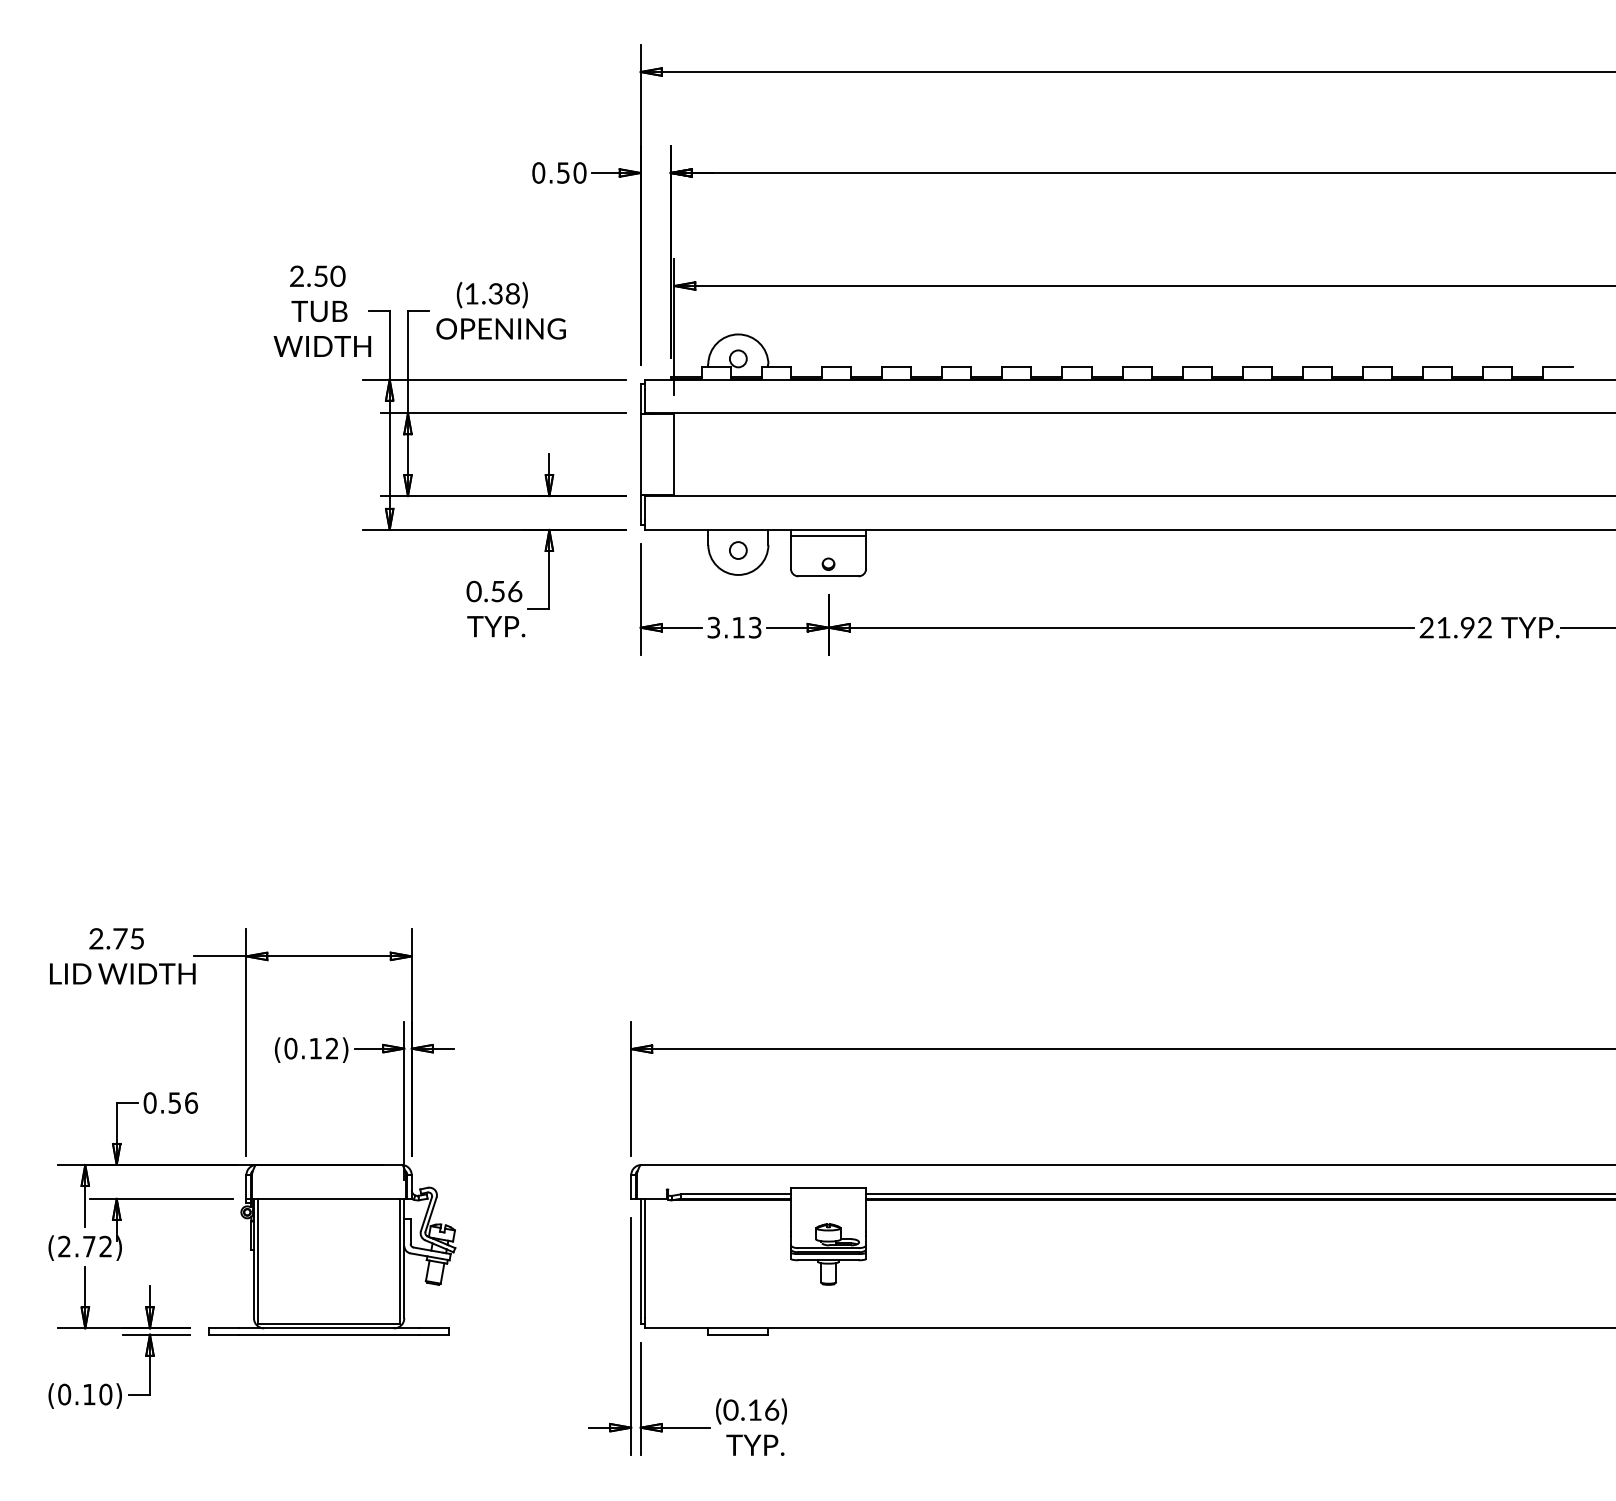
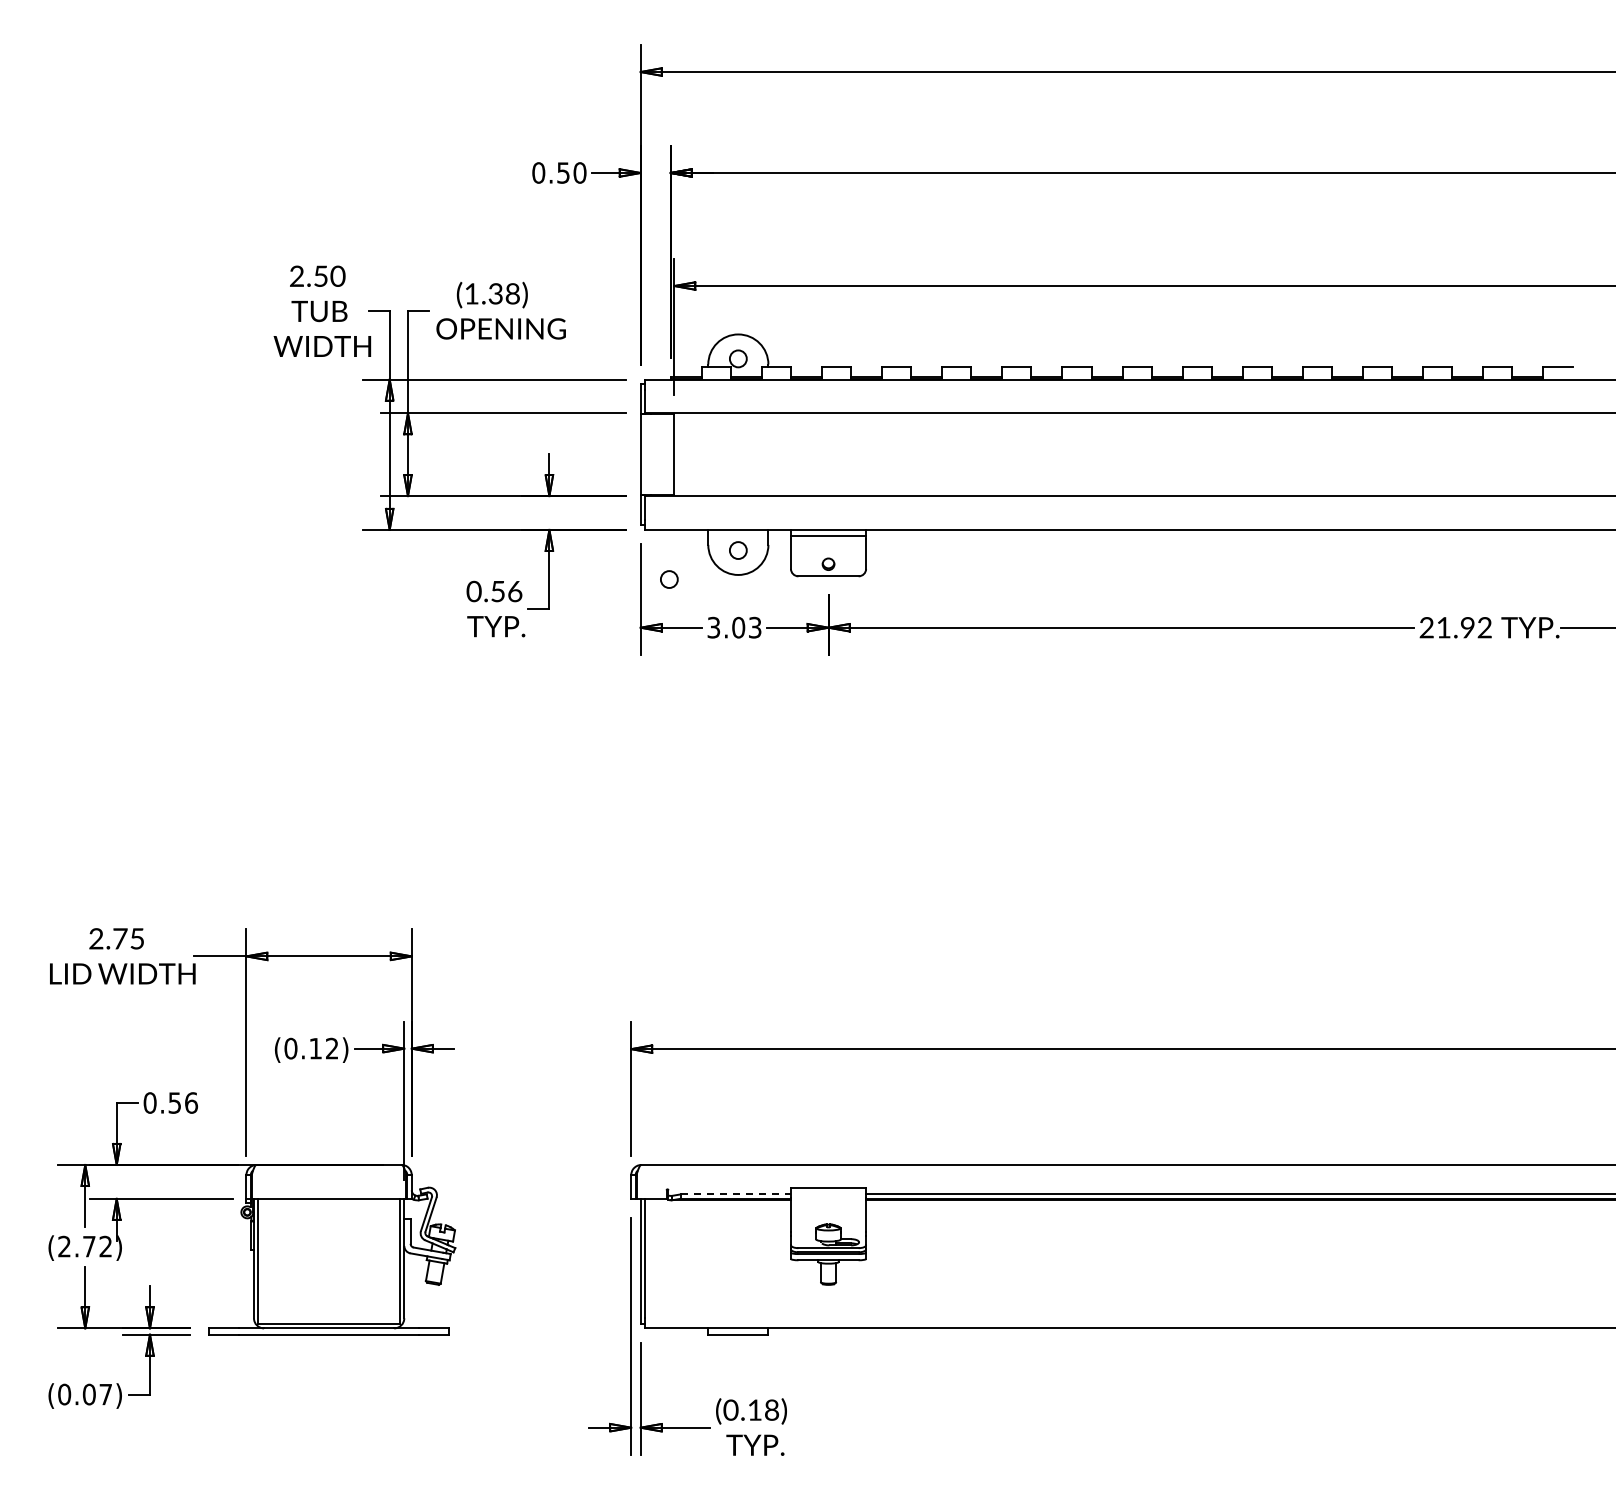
circle: none -> present (669, 579)
text: 3.13 -> 3.03 (738, 627)
line: solid -> dashed (736, 1194)
text: (0.10) -> (0.07) (97, 1394)
text: (0.16) -> (0.18) (772, 1409)
